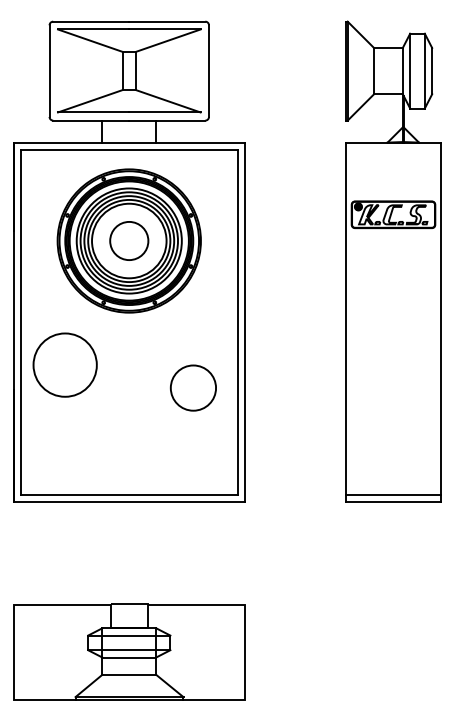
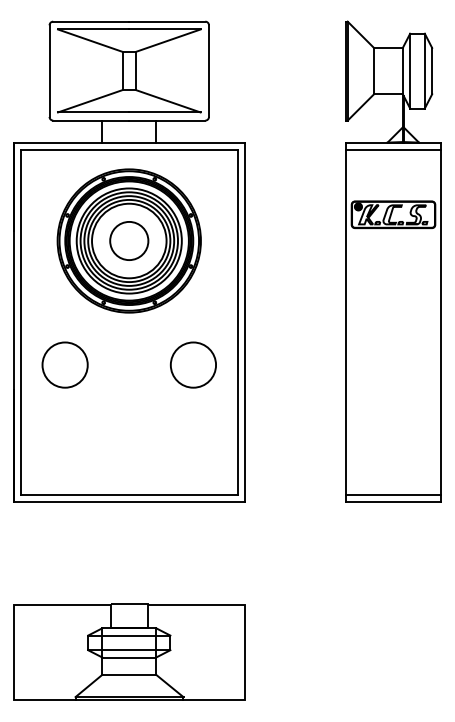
line: none -> present (393, 149)
circle size: 66x66 px -> 48x48 px (64, 364)
circle position: (192, 387) -> (192, 364) (192, 364)
